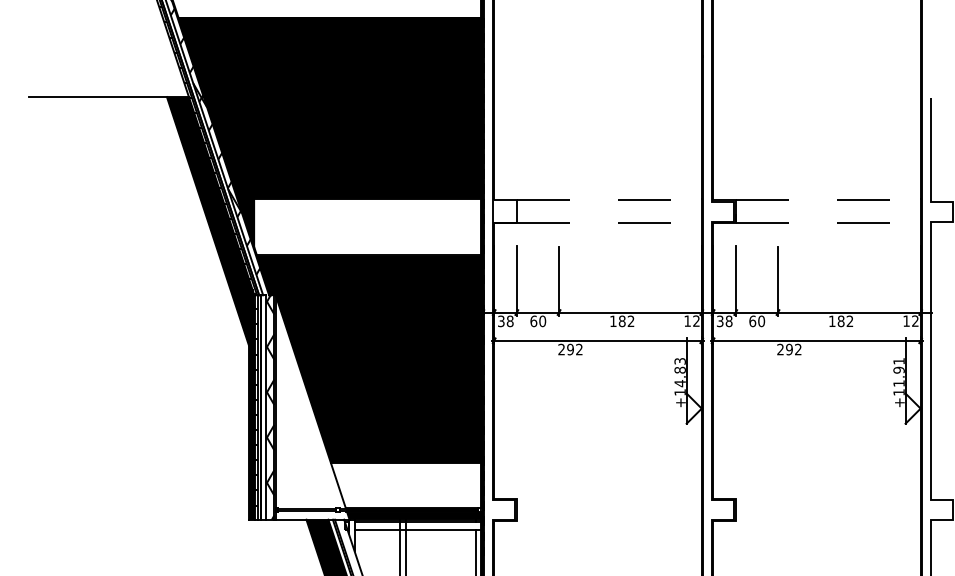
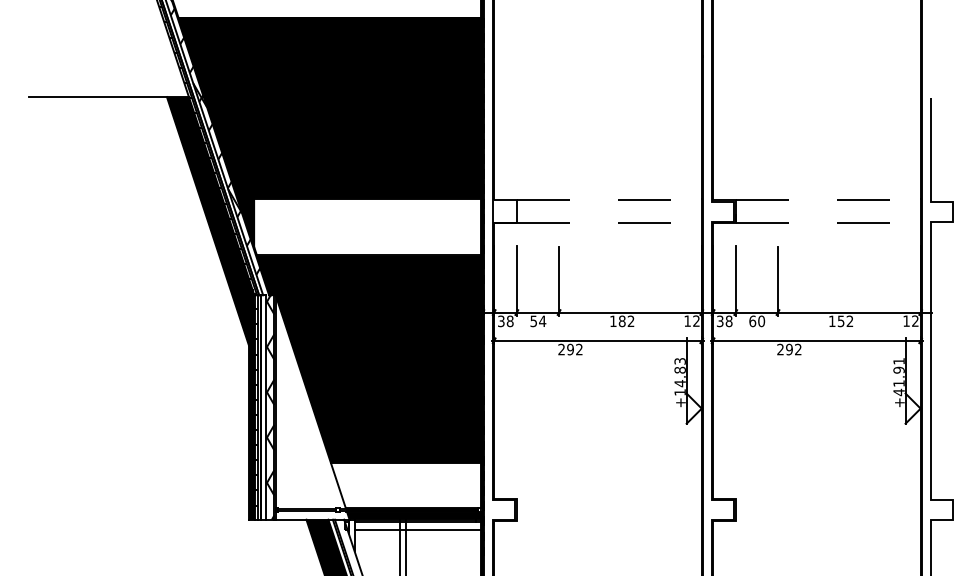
text: 60 -> 54 (538, 321)
text: 182 -> 152 (840, 321)
text: +11.91 -> +41.91 (898, 392)
line: present -> none (475, 550)
